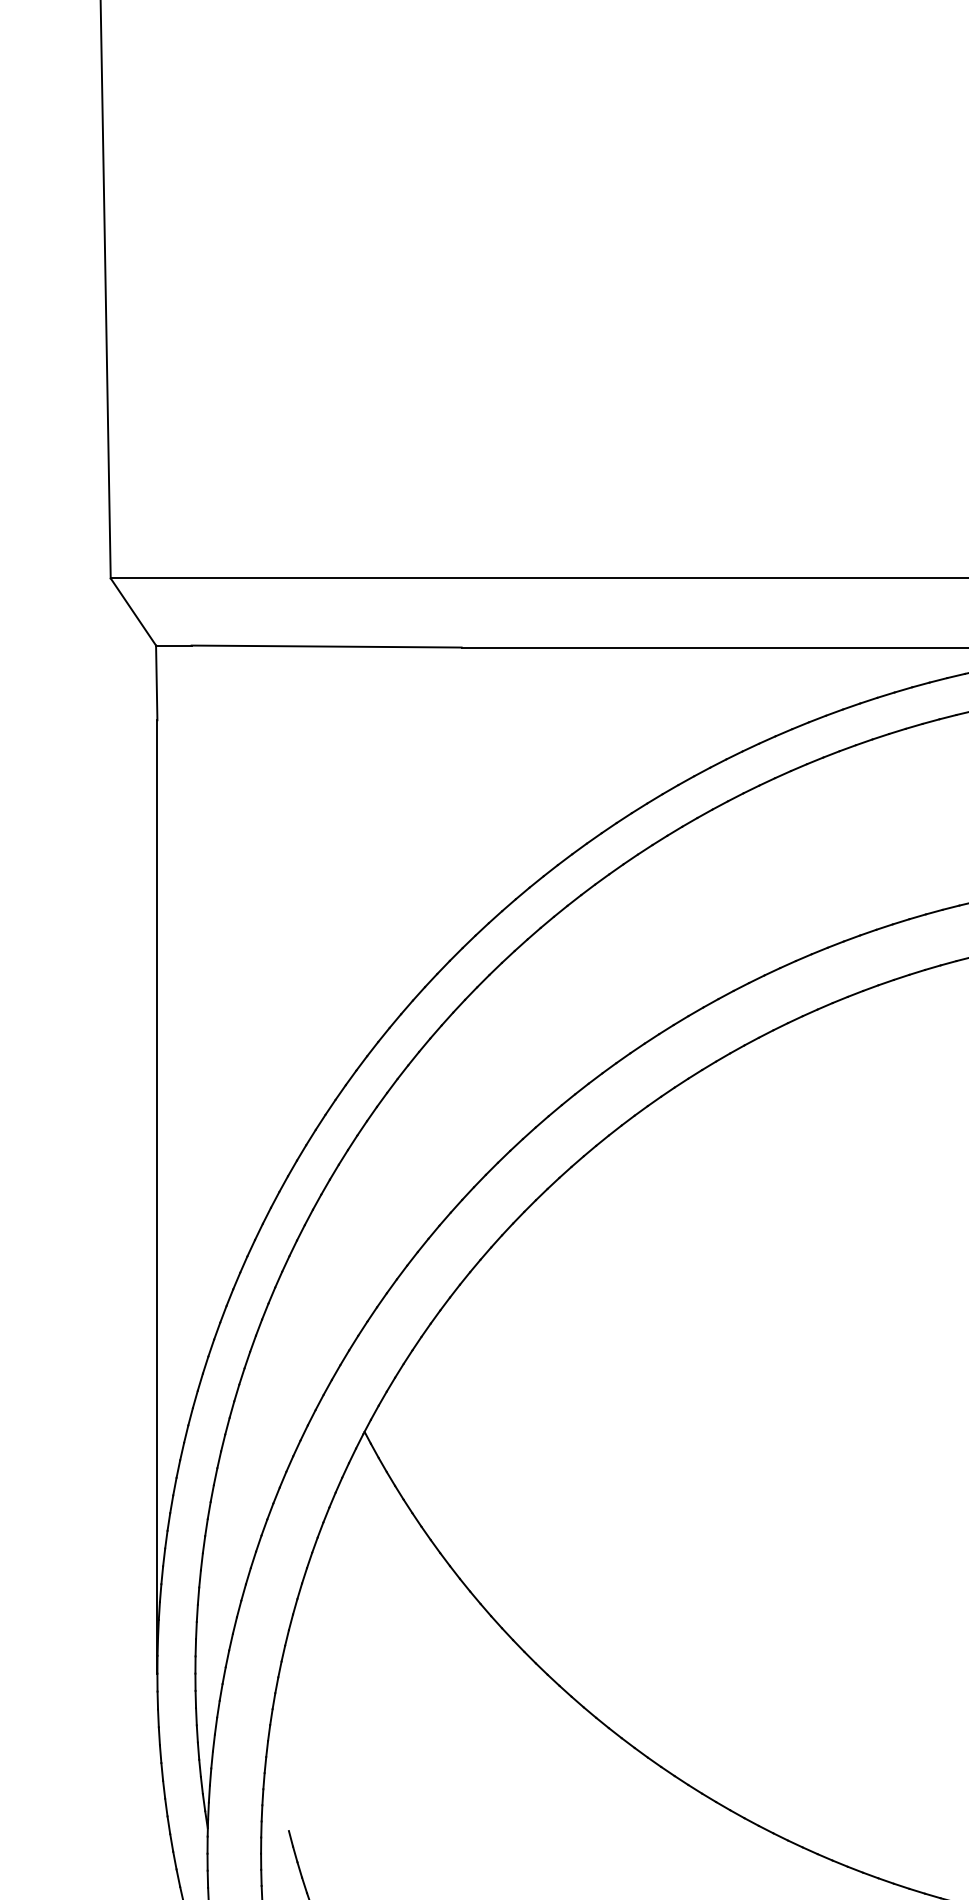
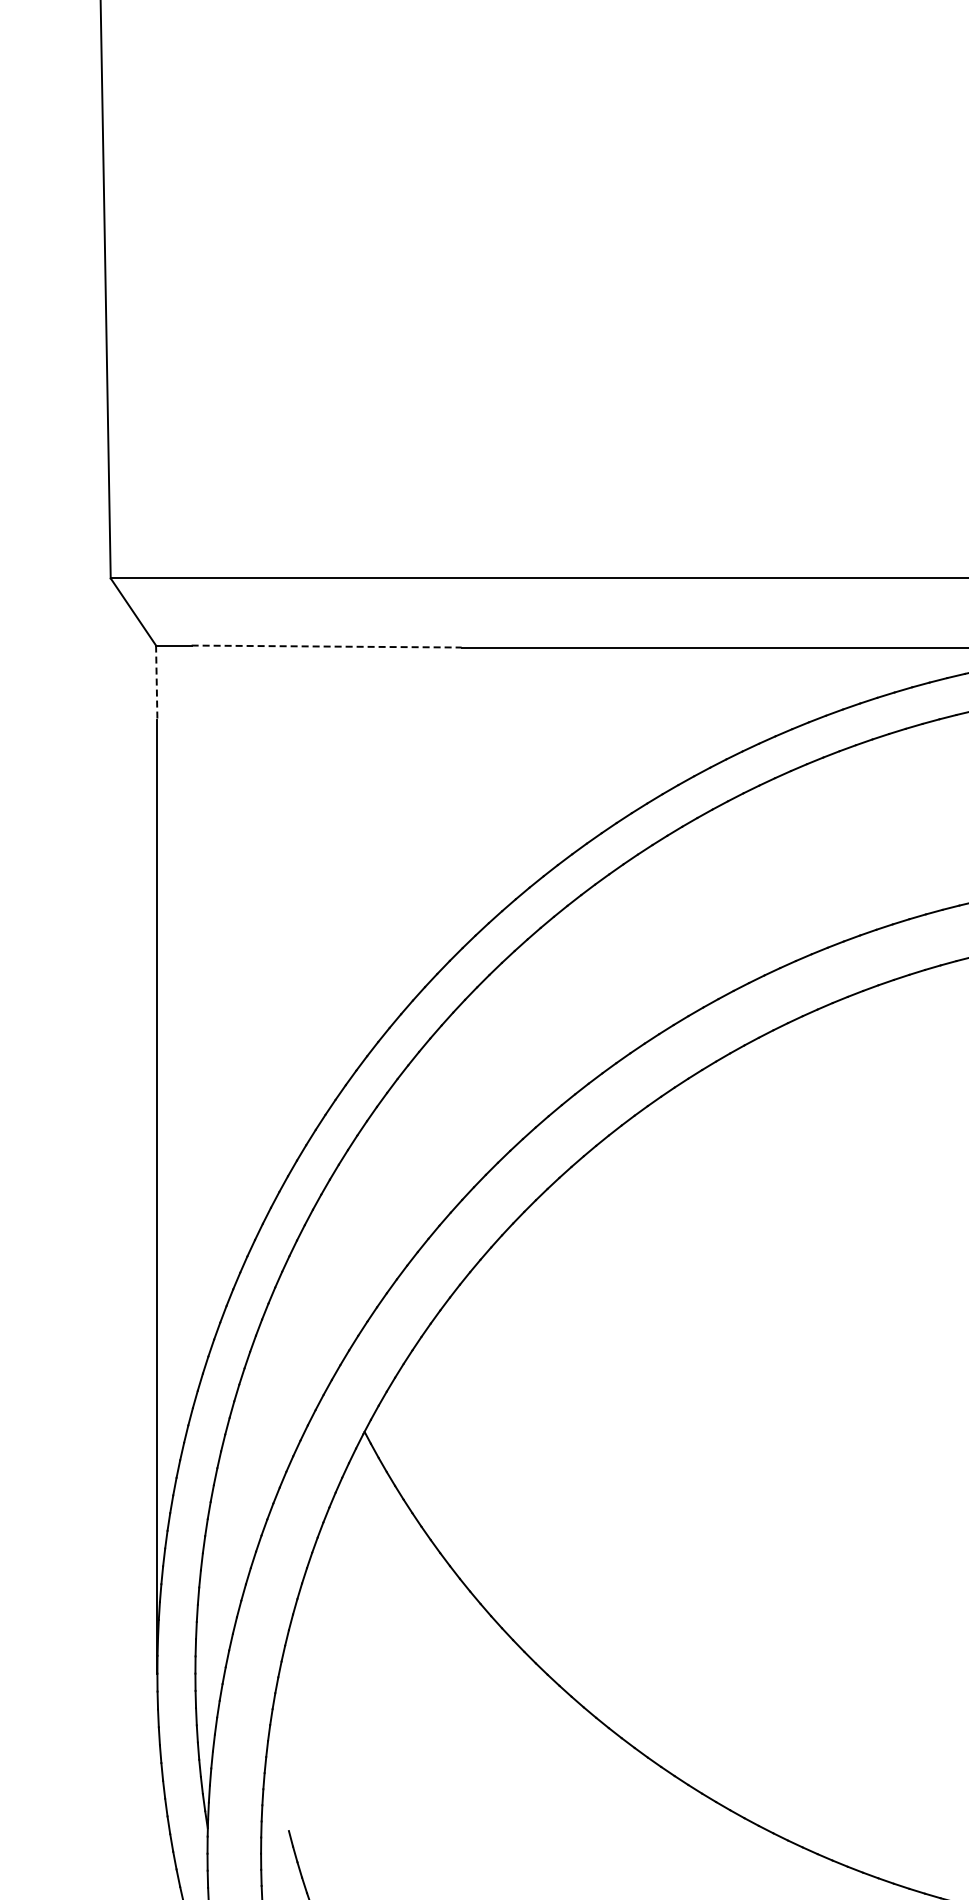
line: solid -> dashed (327, 646)
line: solid -> dashed (156, 683)
